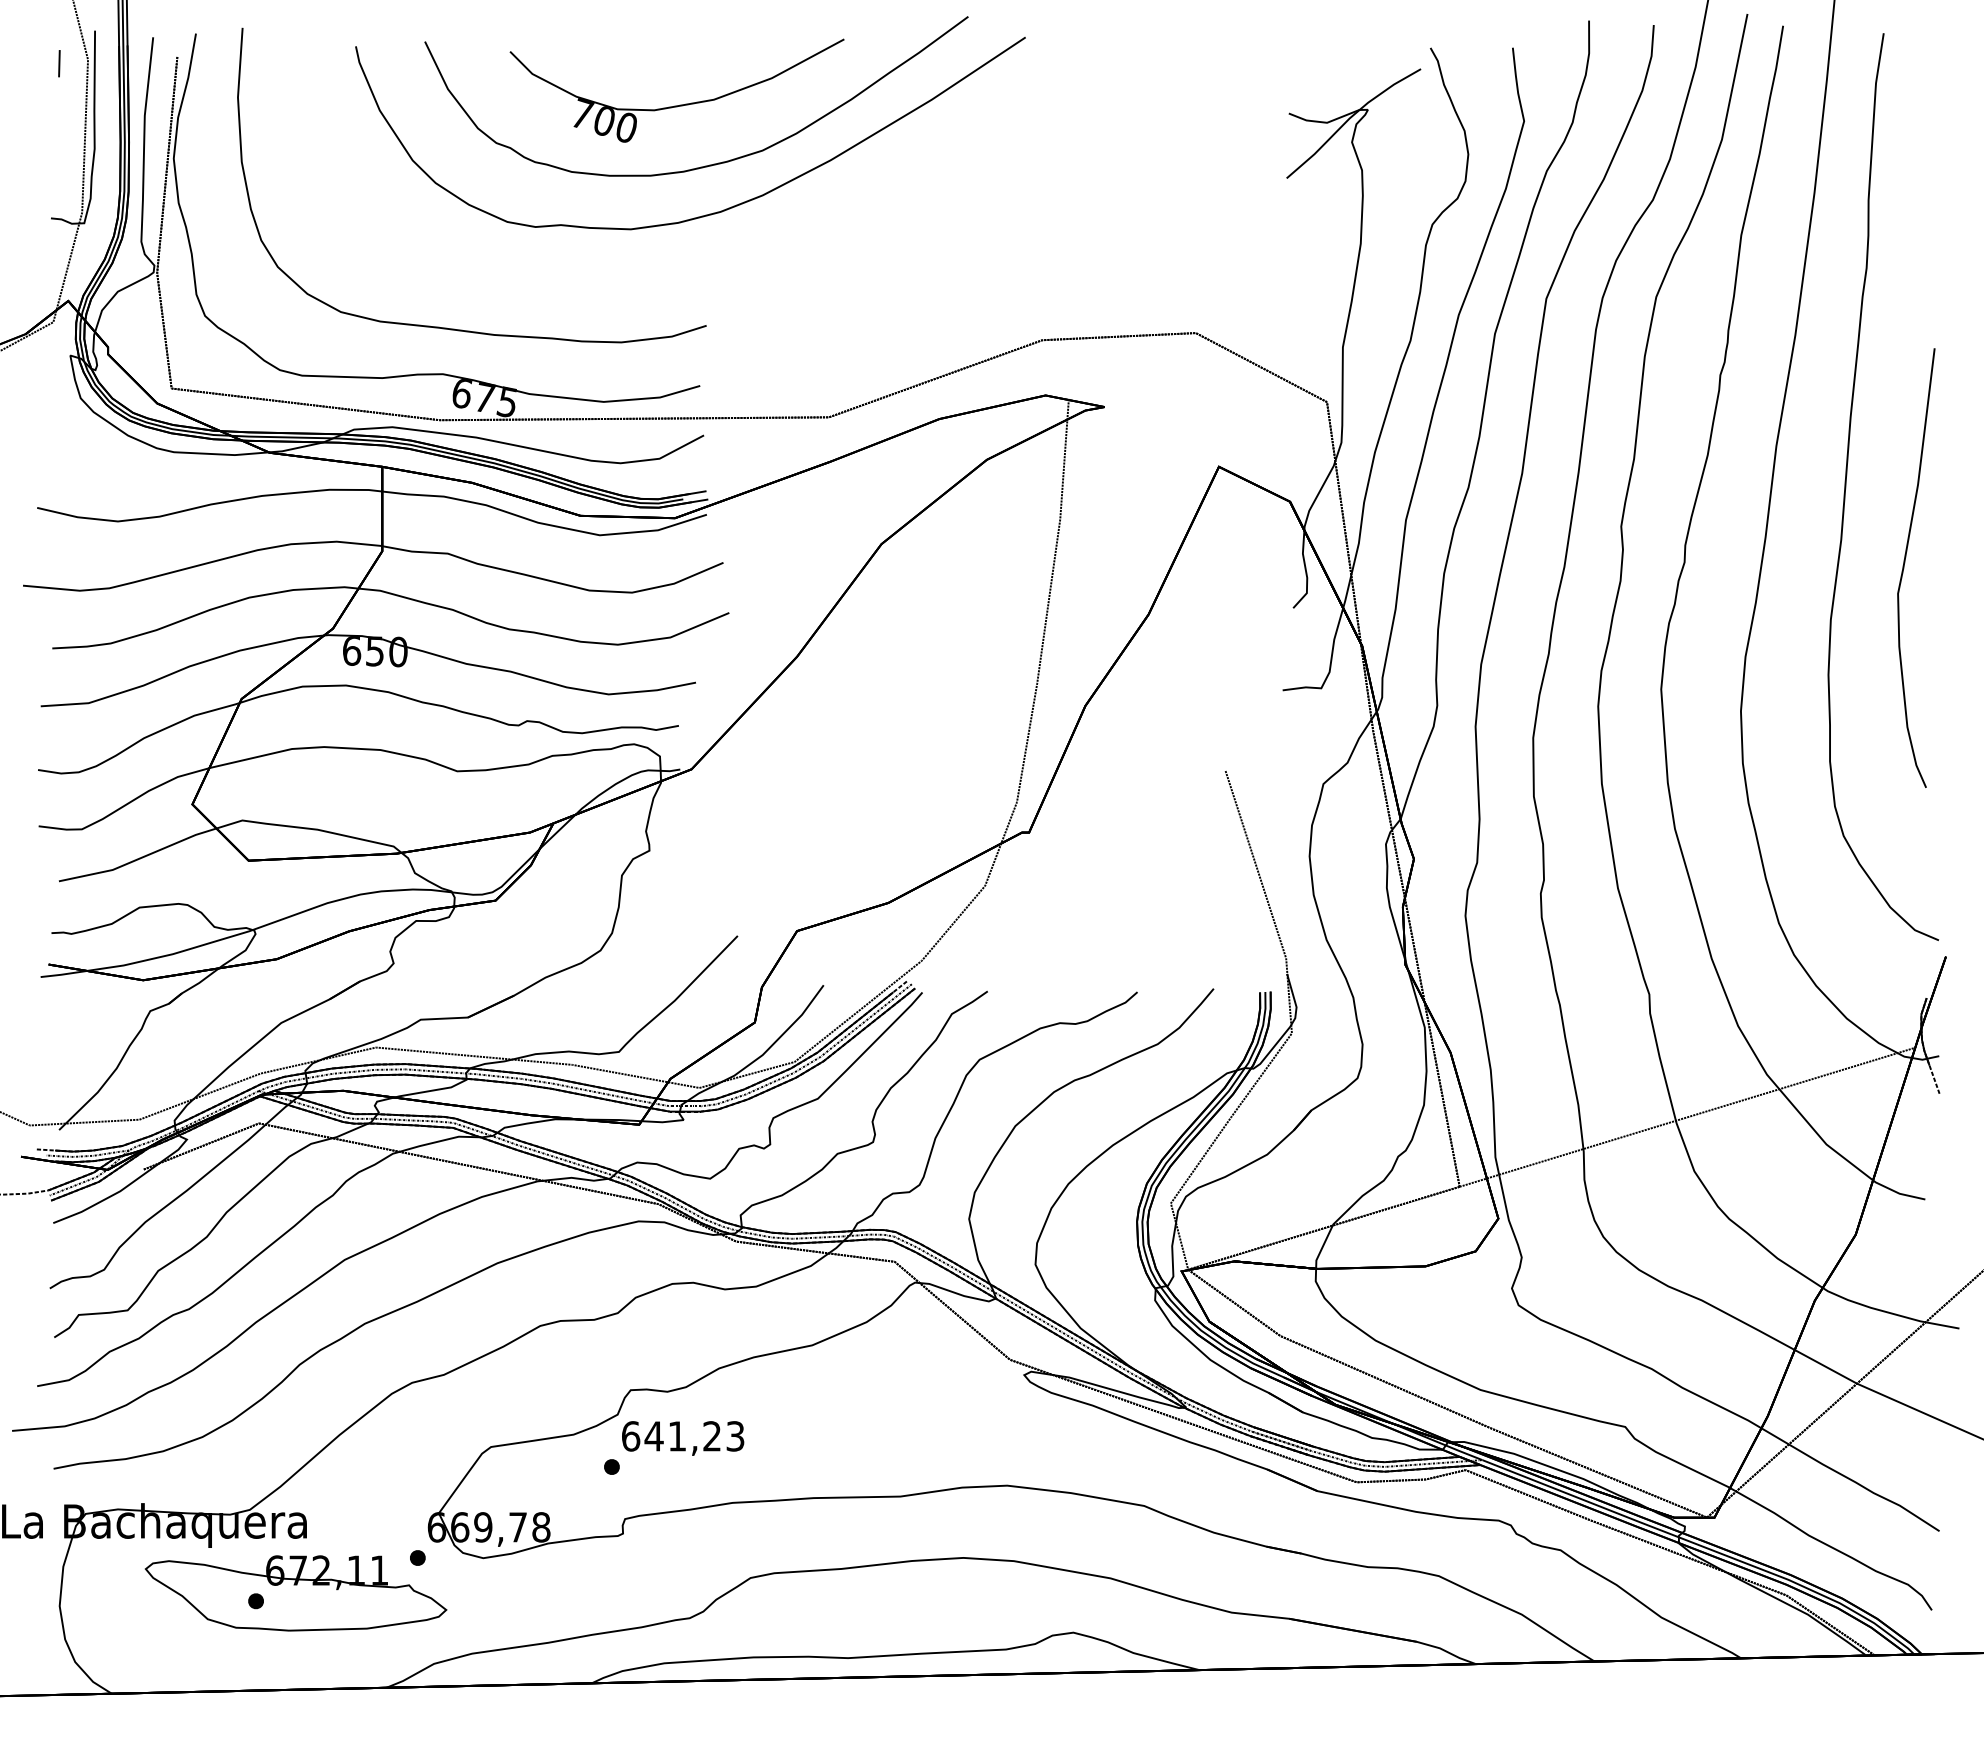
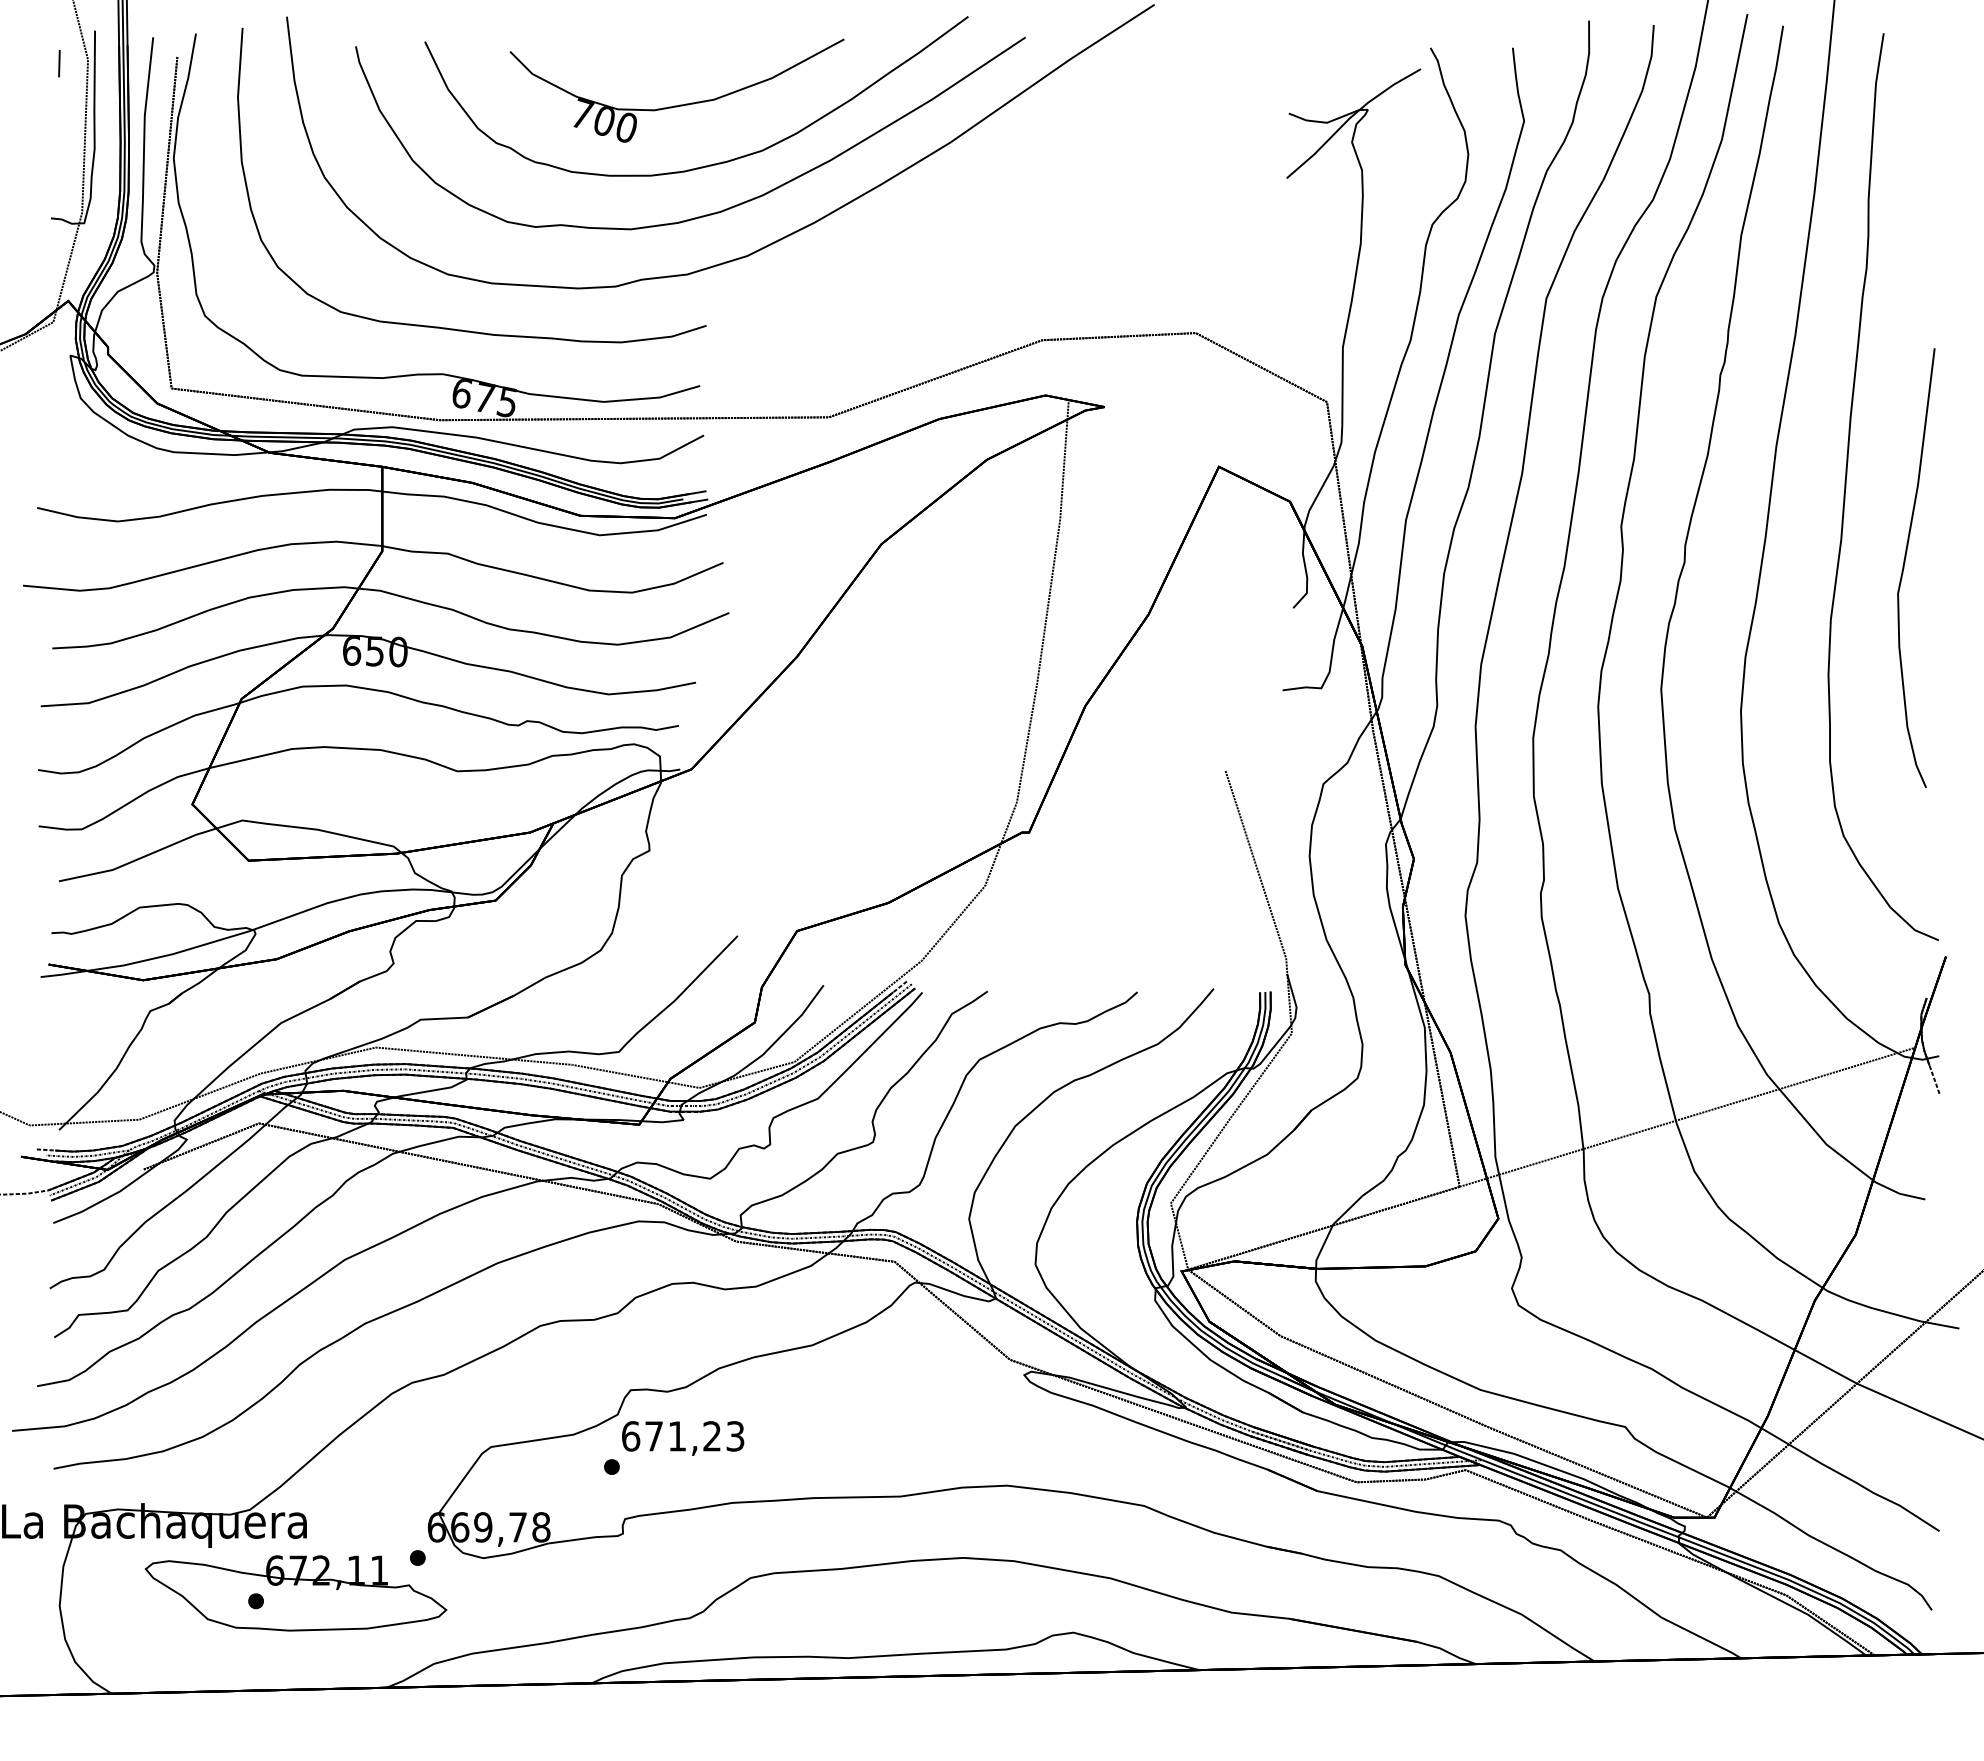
part: none -> present (768, 244)
text: 641,23 -> 671,23 (653, 1436)
